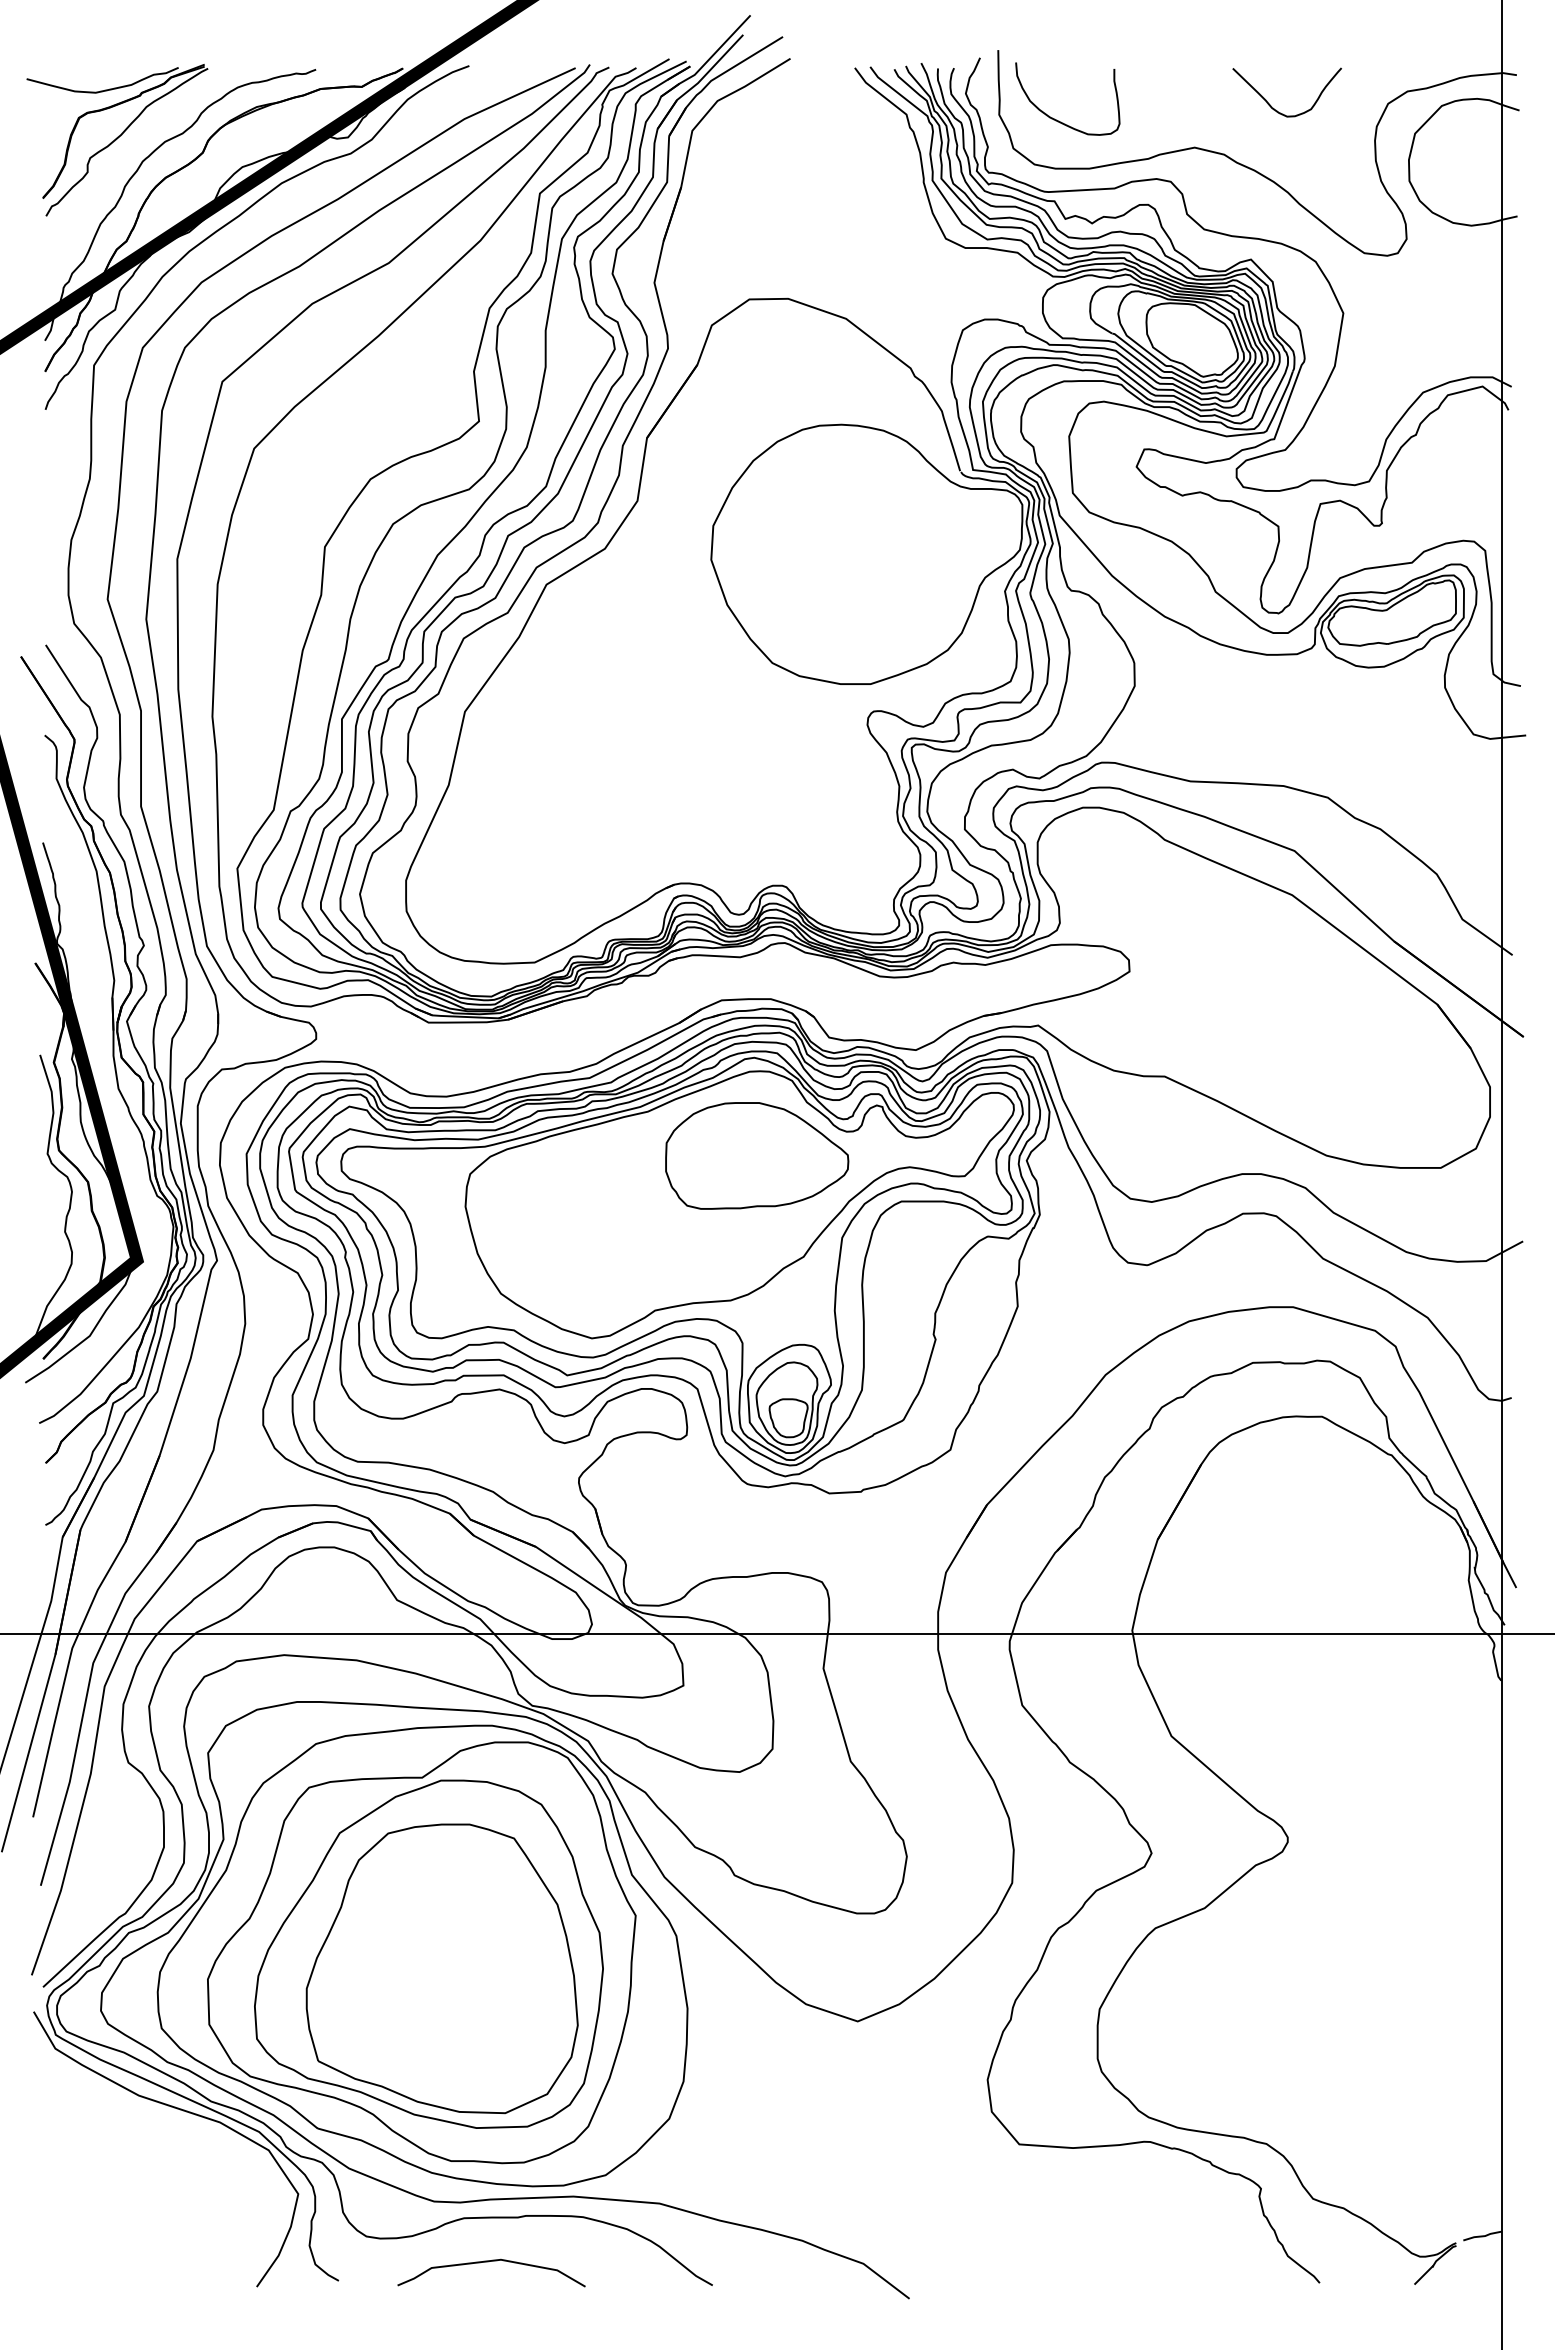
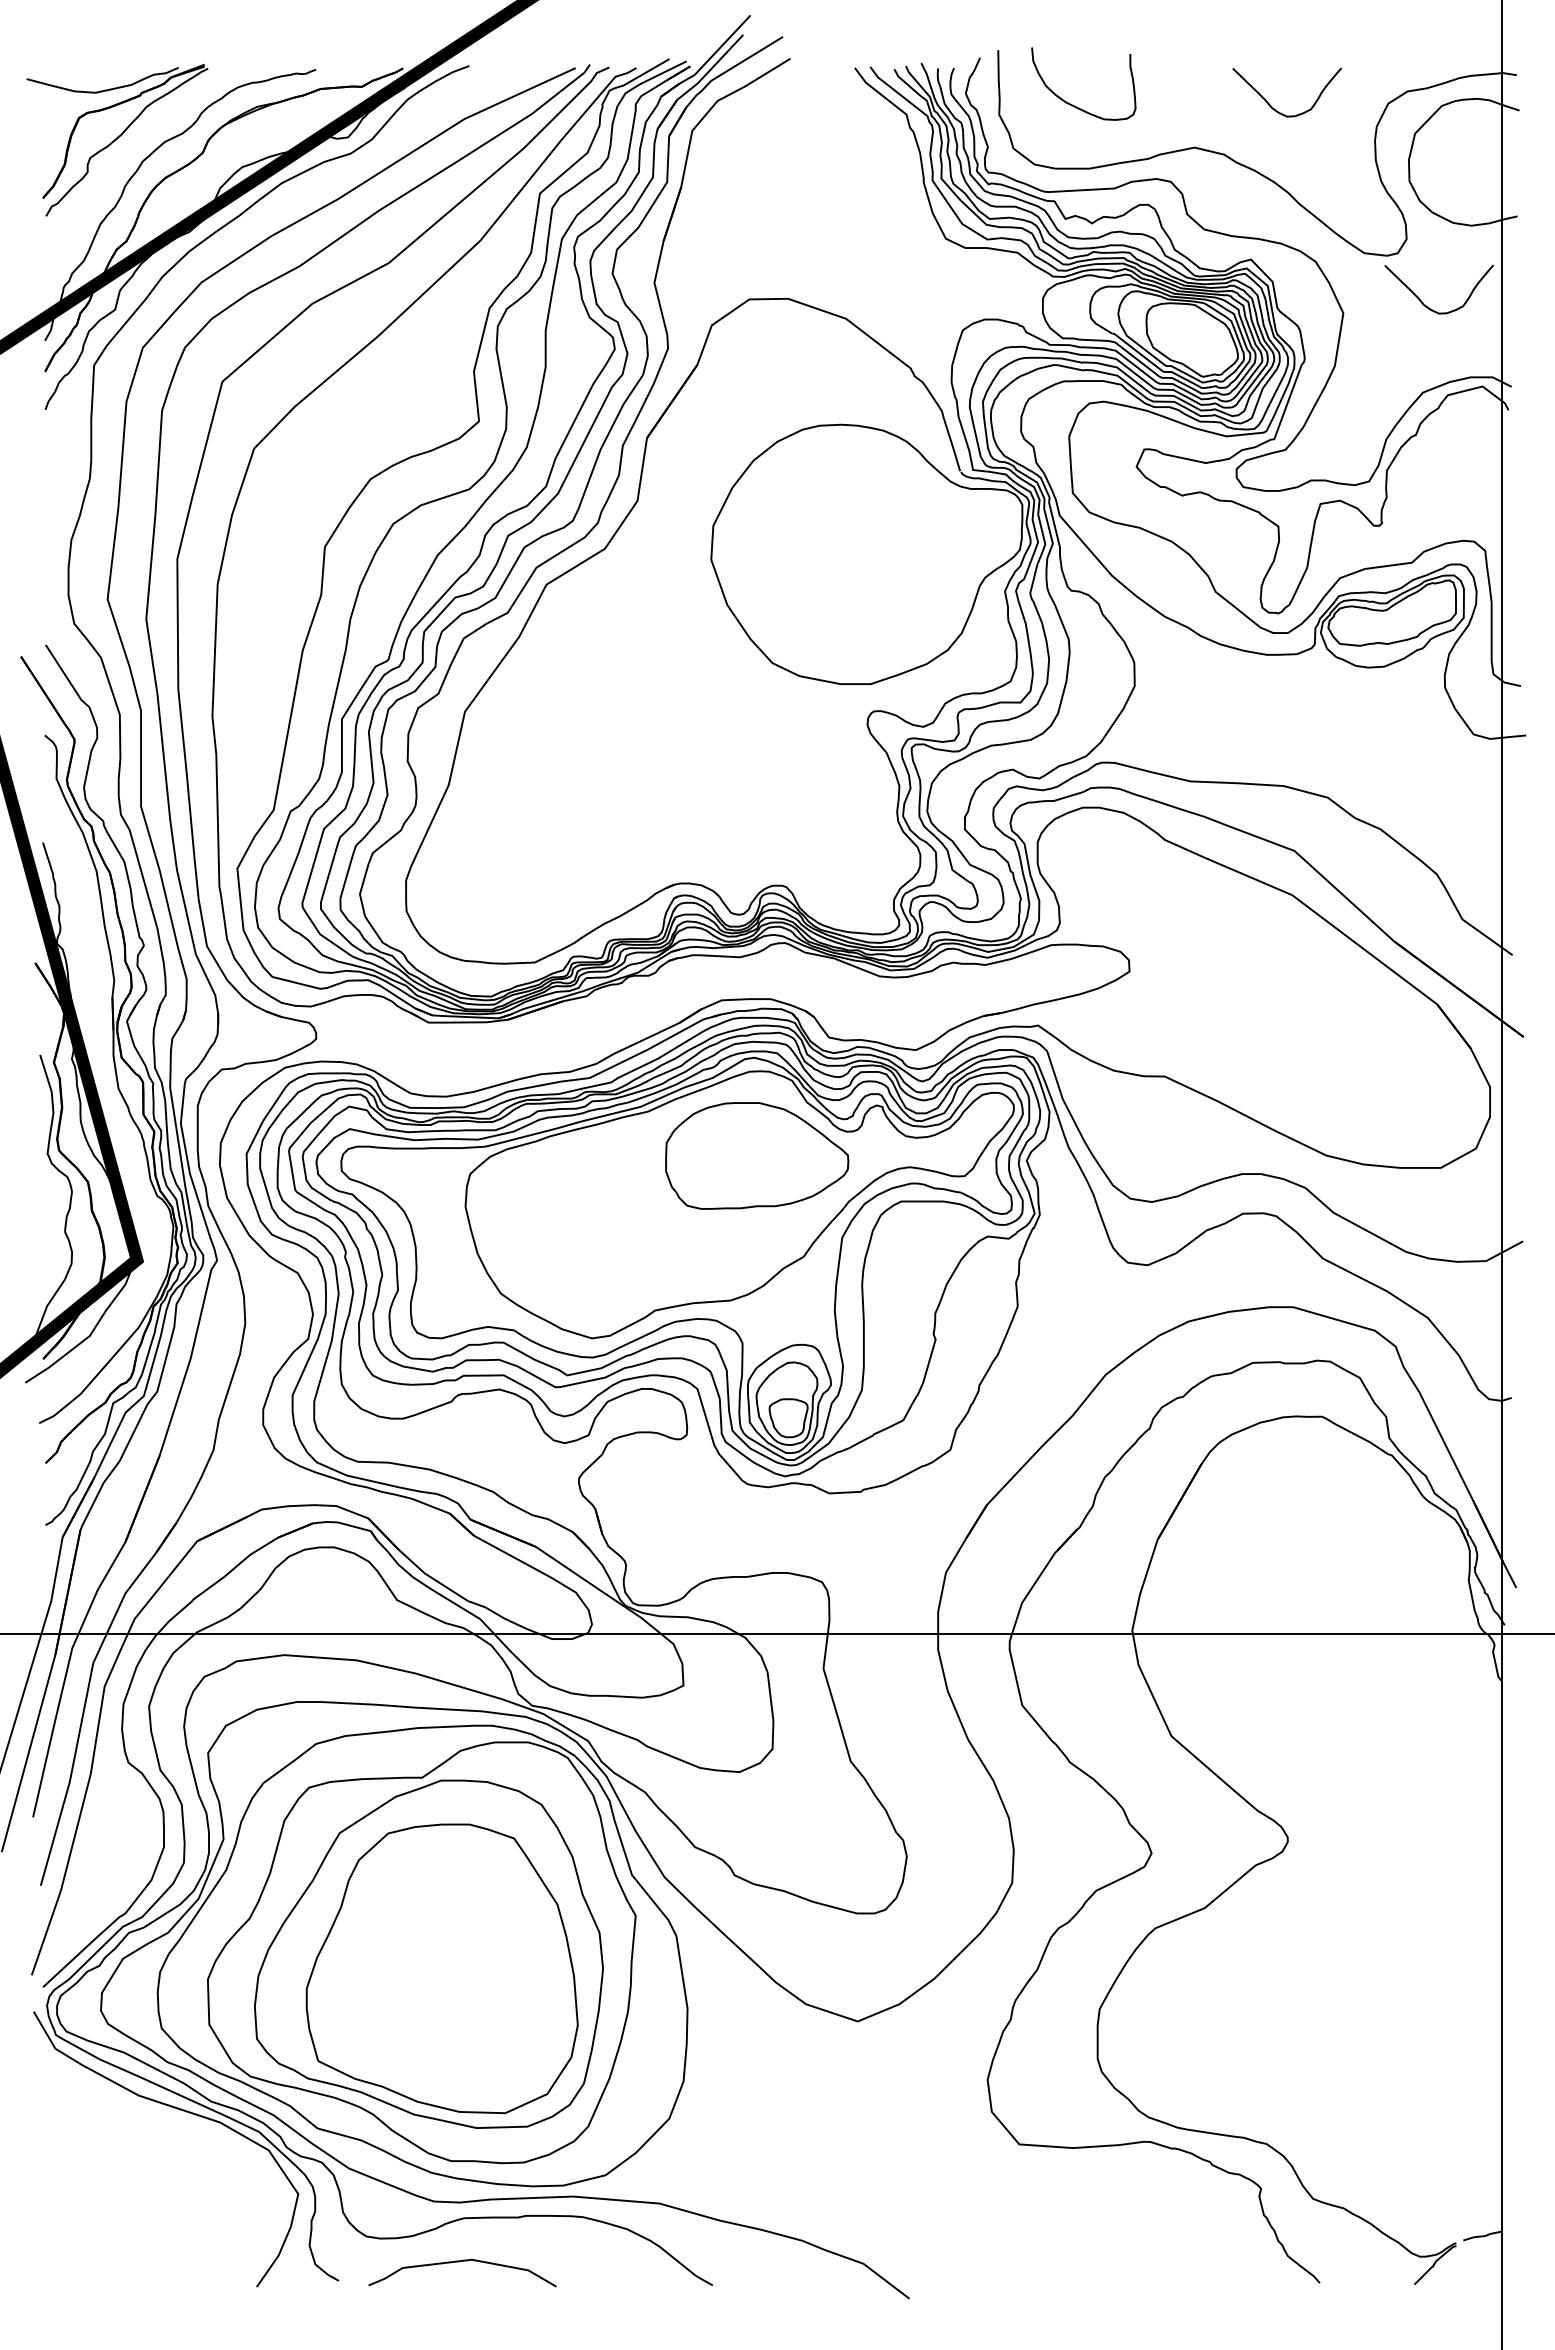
curve position: (1056, 119) -> (1072, 104) (1072, 104)
curve: none -> present (1423, 302)
curve position: (488, 2262) -> (459, 2262) (459, 2262)
